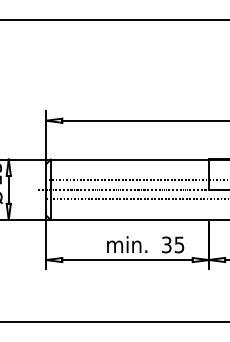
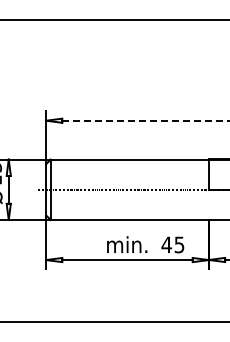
line: solid -> dashed (146, 120)
line: present -> none (136, 180)
line: present -> none (136, 199)
text: 35 -> 45 (166, 244)
